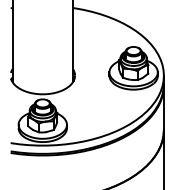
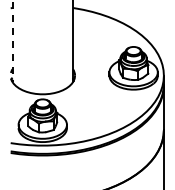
line: solid -> dashed (12, 41)
